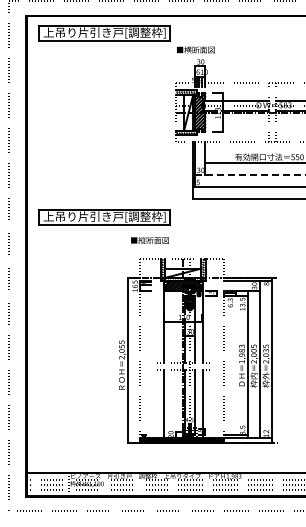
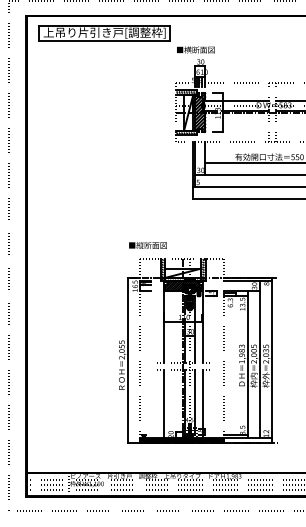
line: dashed -> solid (251, 174)
part: present -> none (104, 217)
text position: (149, 240) -> (147, 245) (147, 245)
